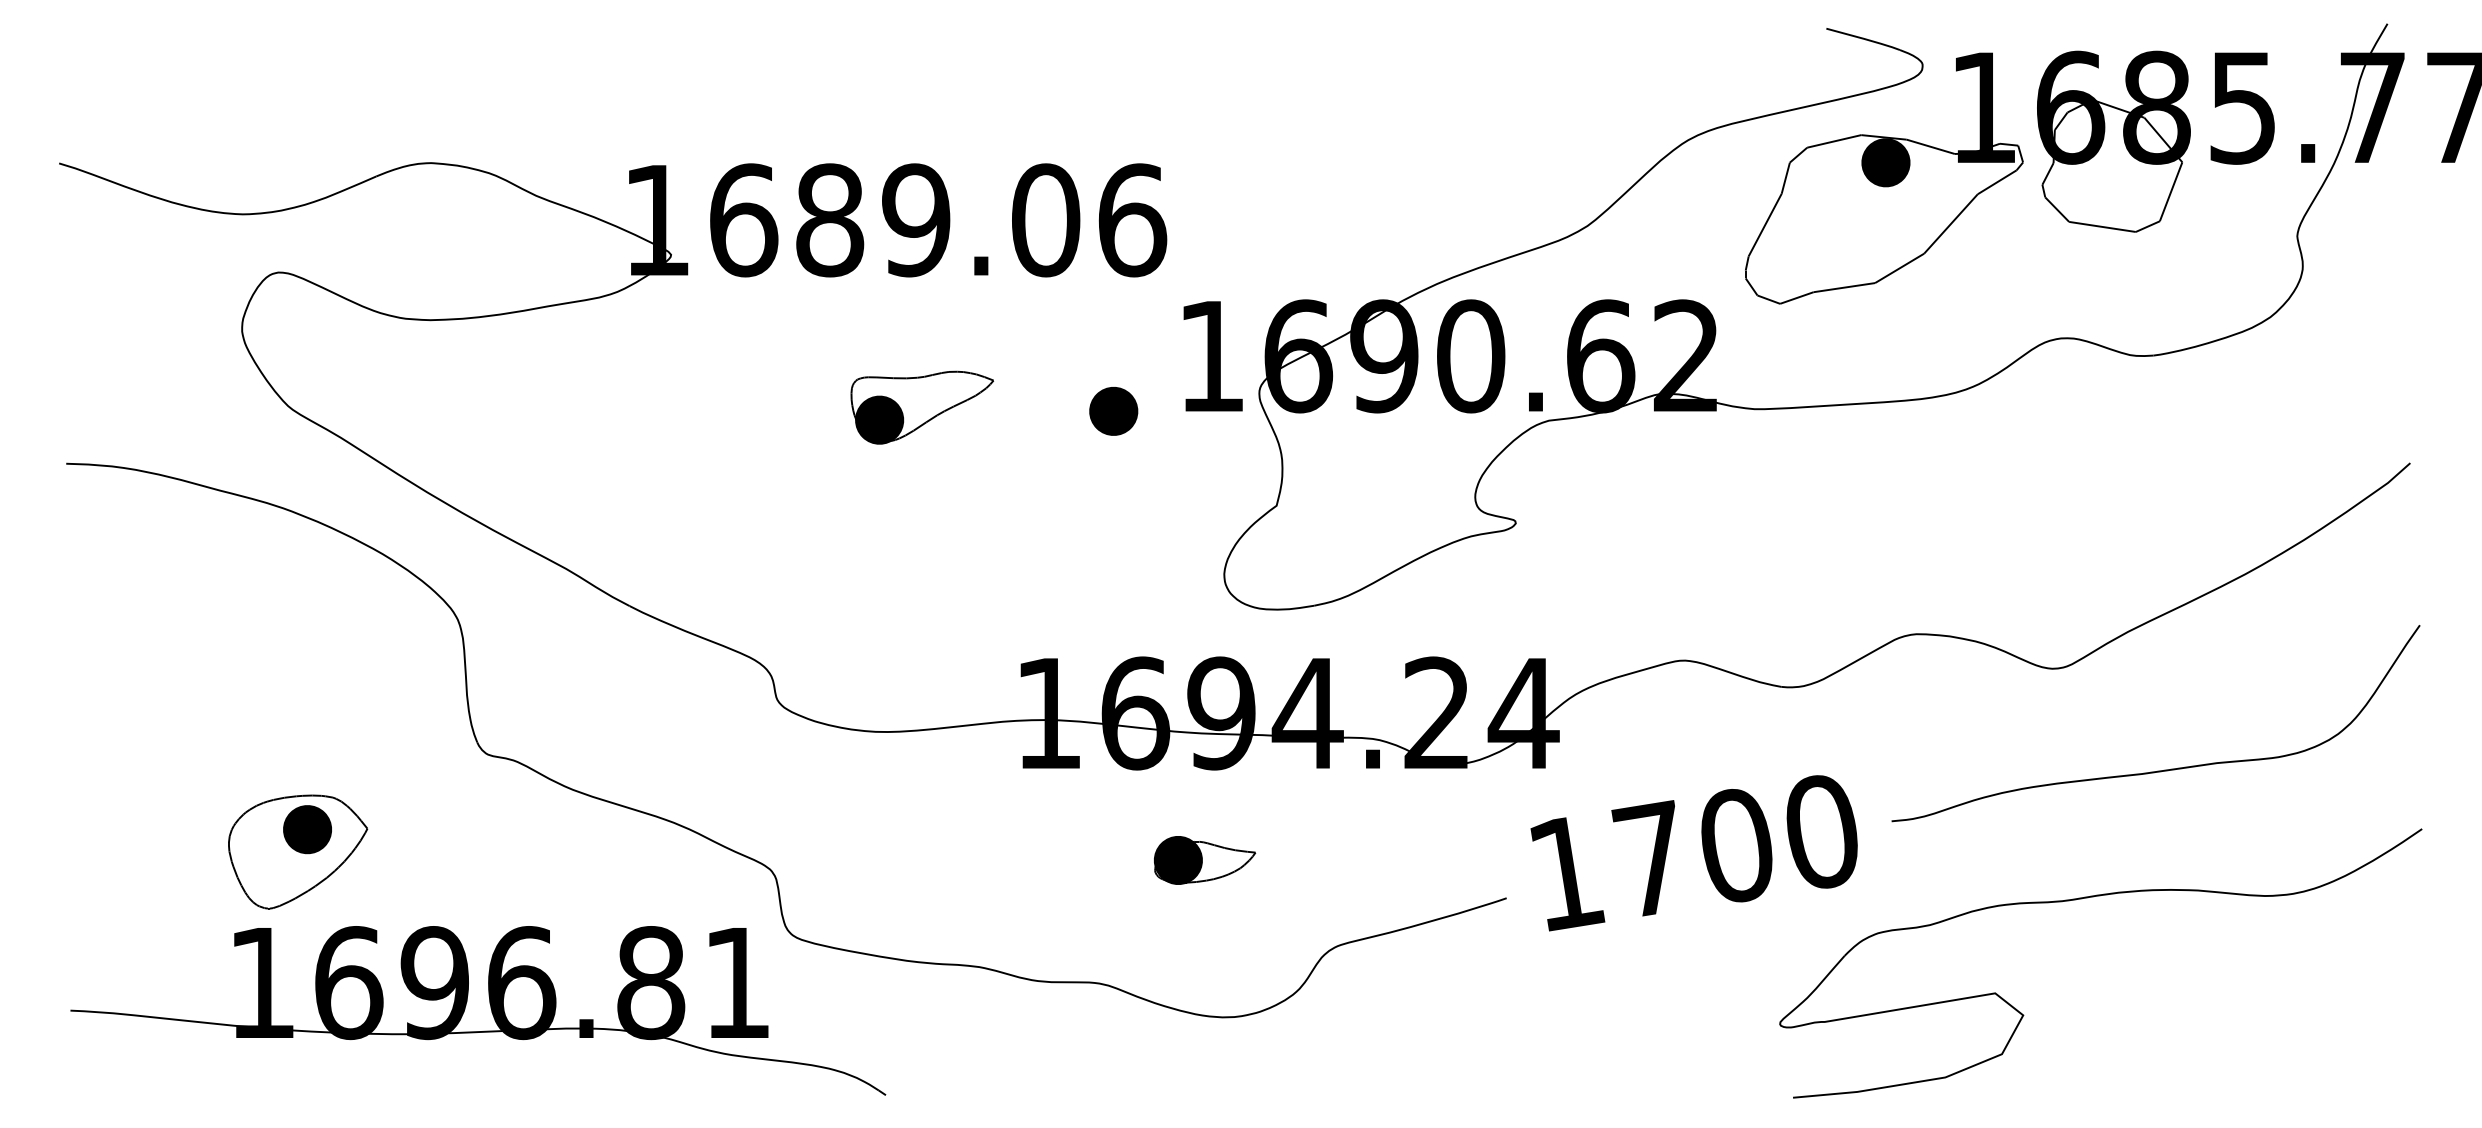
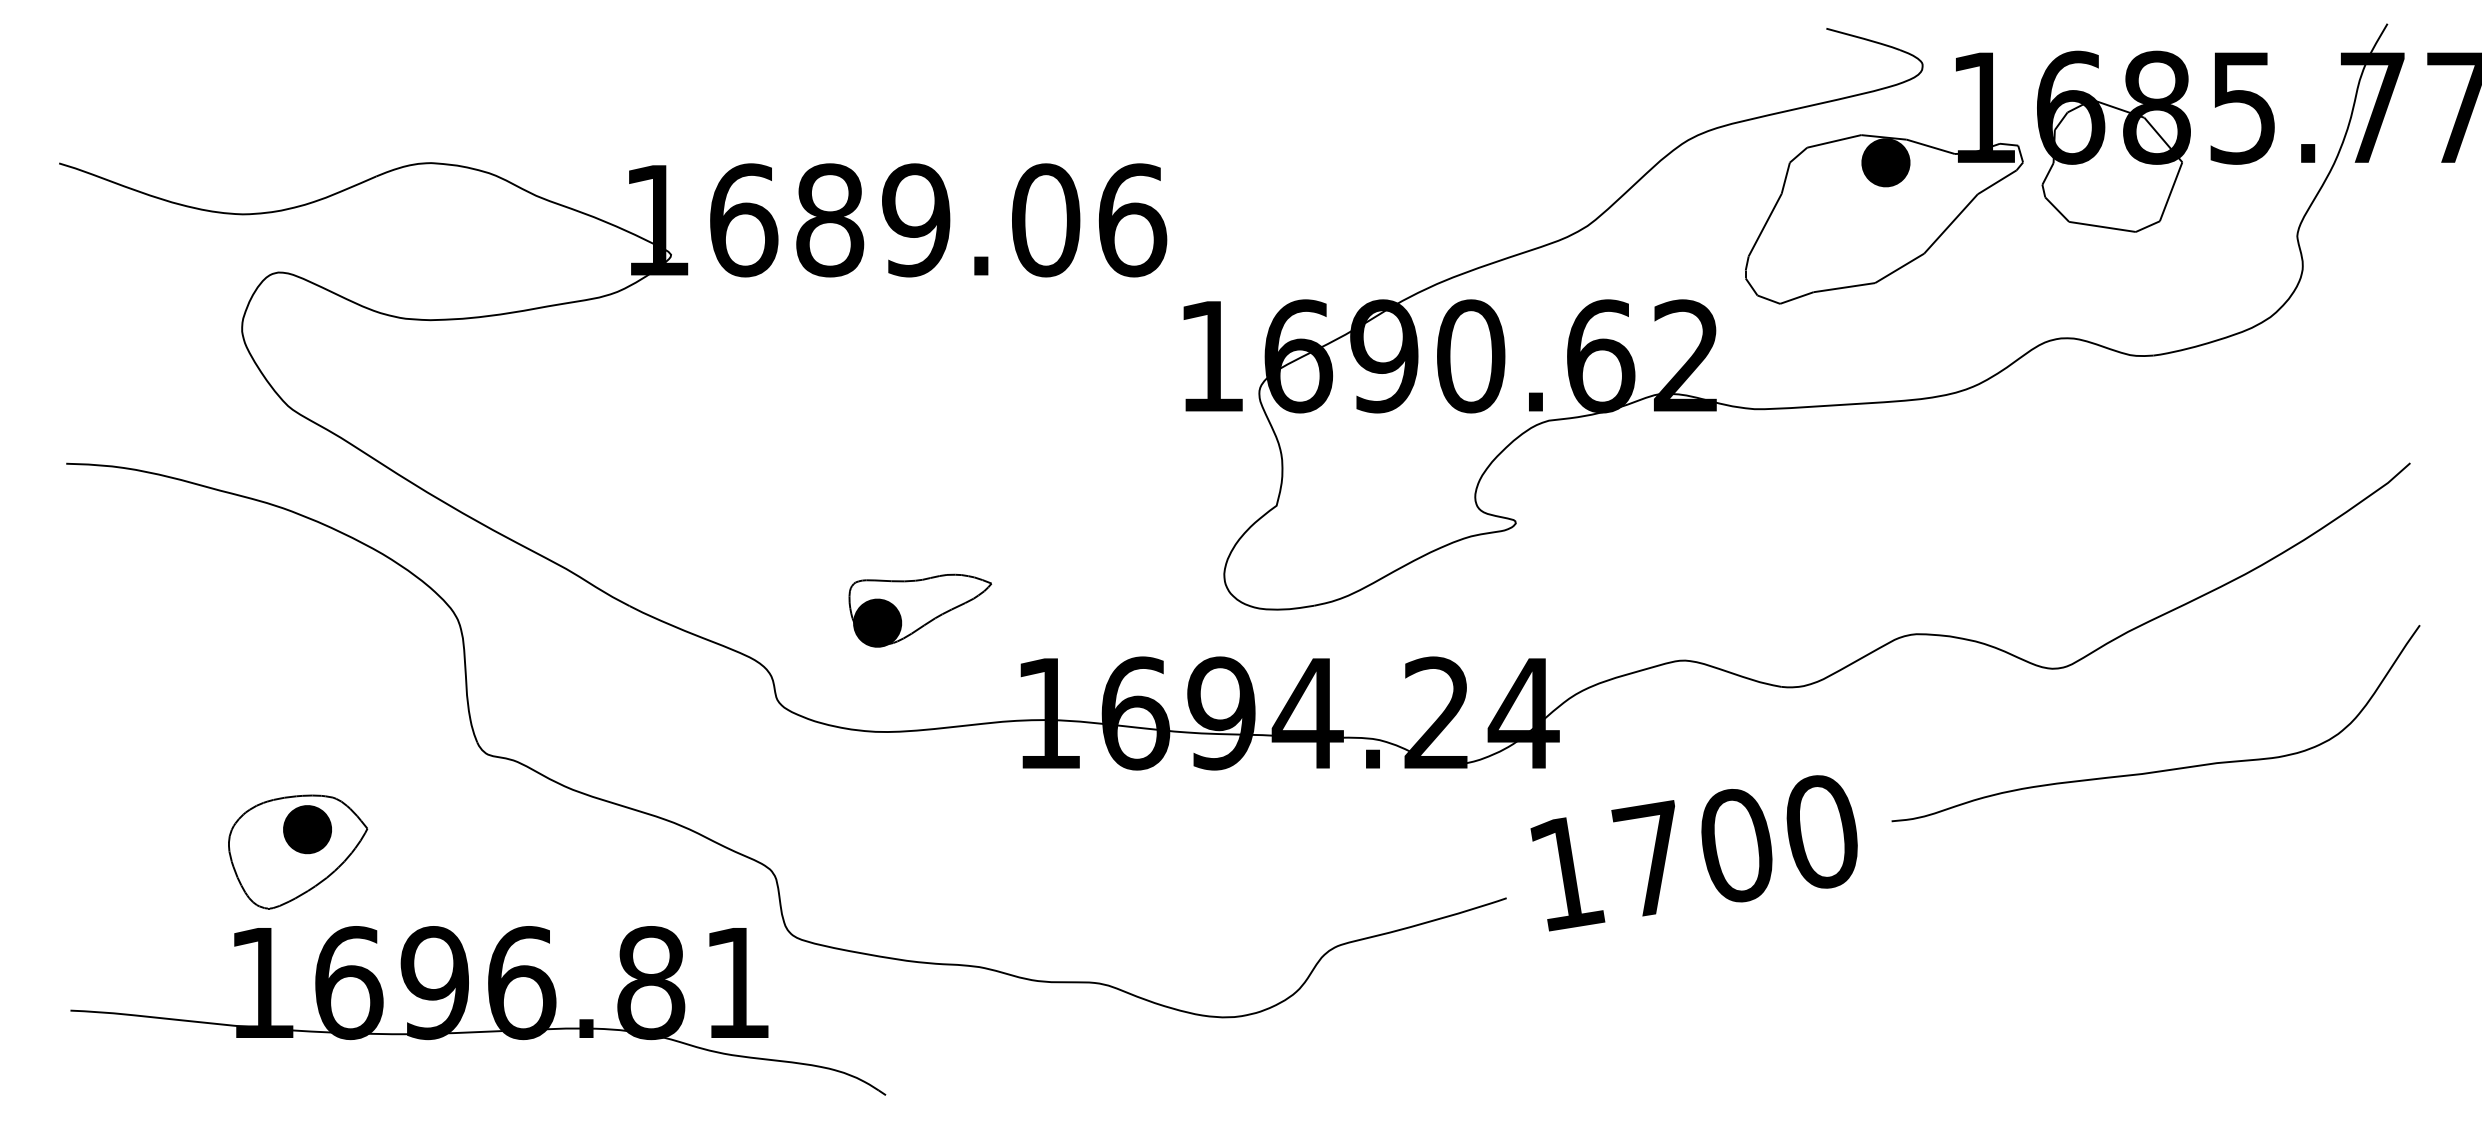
part position: (922, 407) -> (920, 610) (920, 610)
part: present -> none (1113, 411)
part: present -> none (1205, 860)
part: present -> none (2087, 898)
